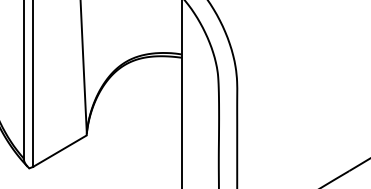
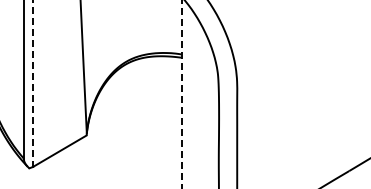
line: solid -> dashed (33, 84)
line: solid -> dashed (181, 95)
